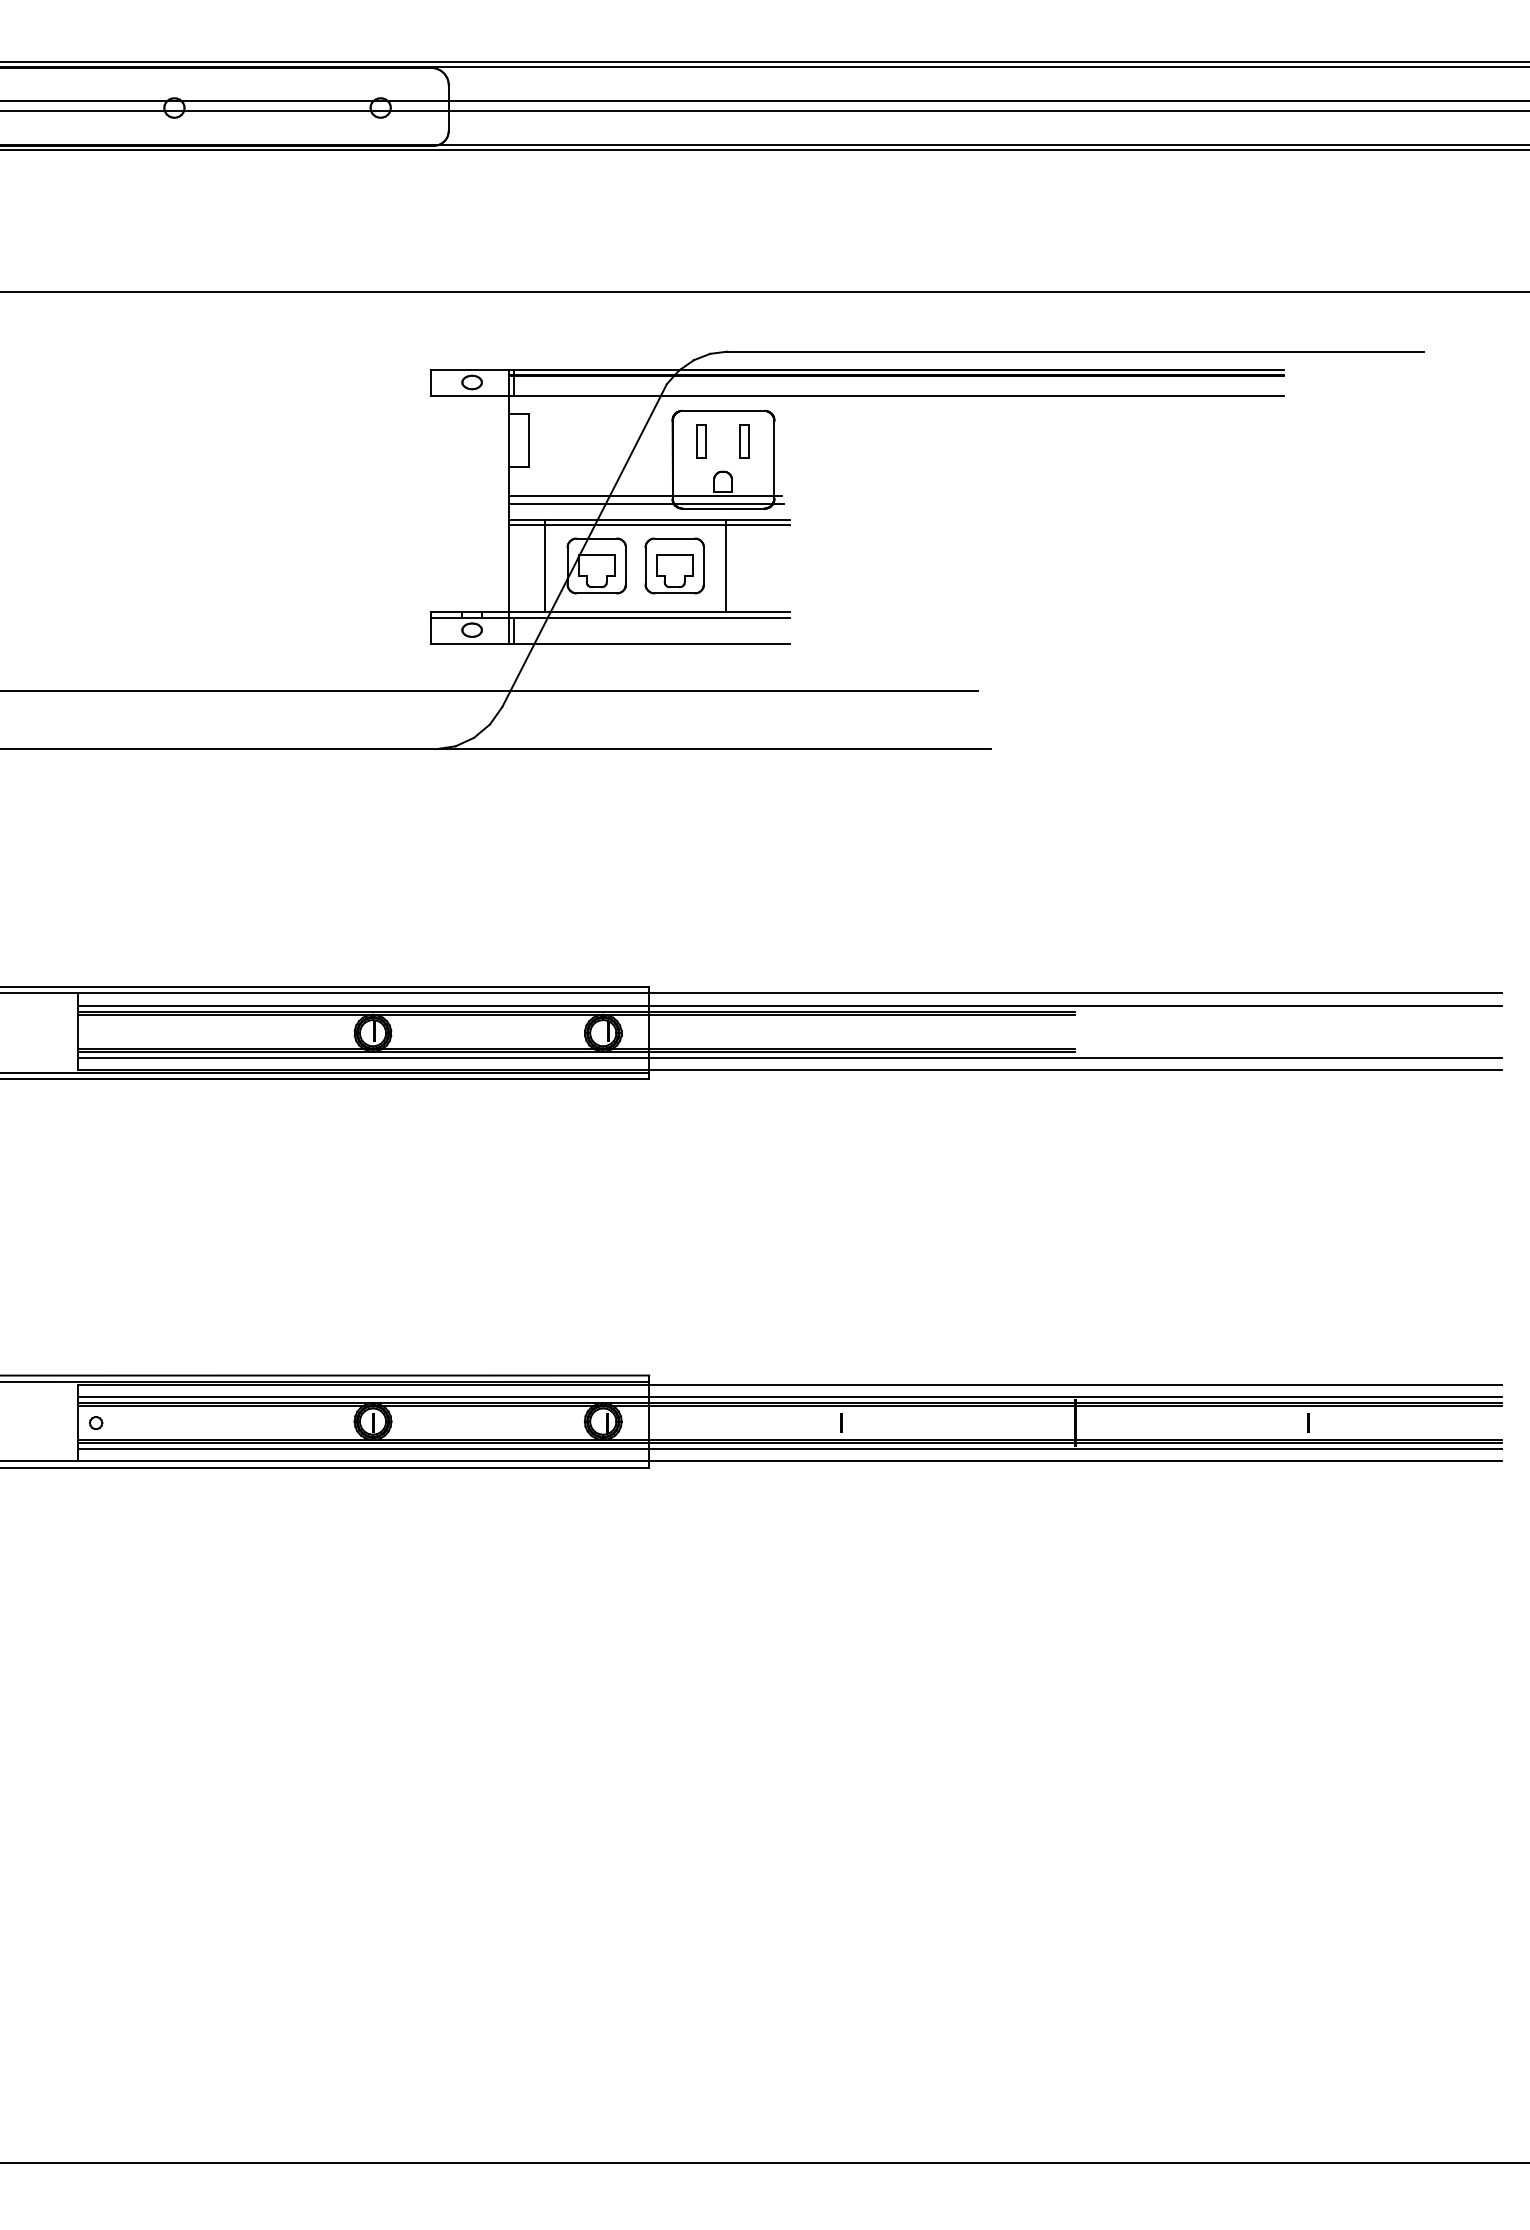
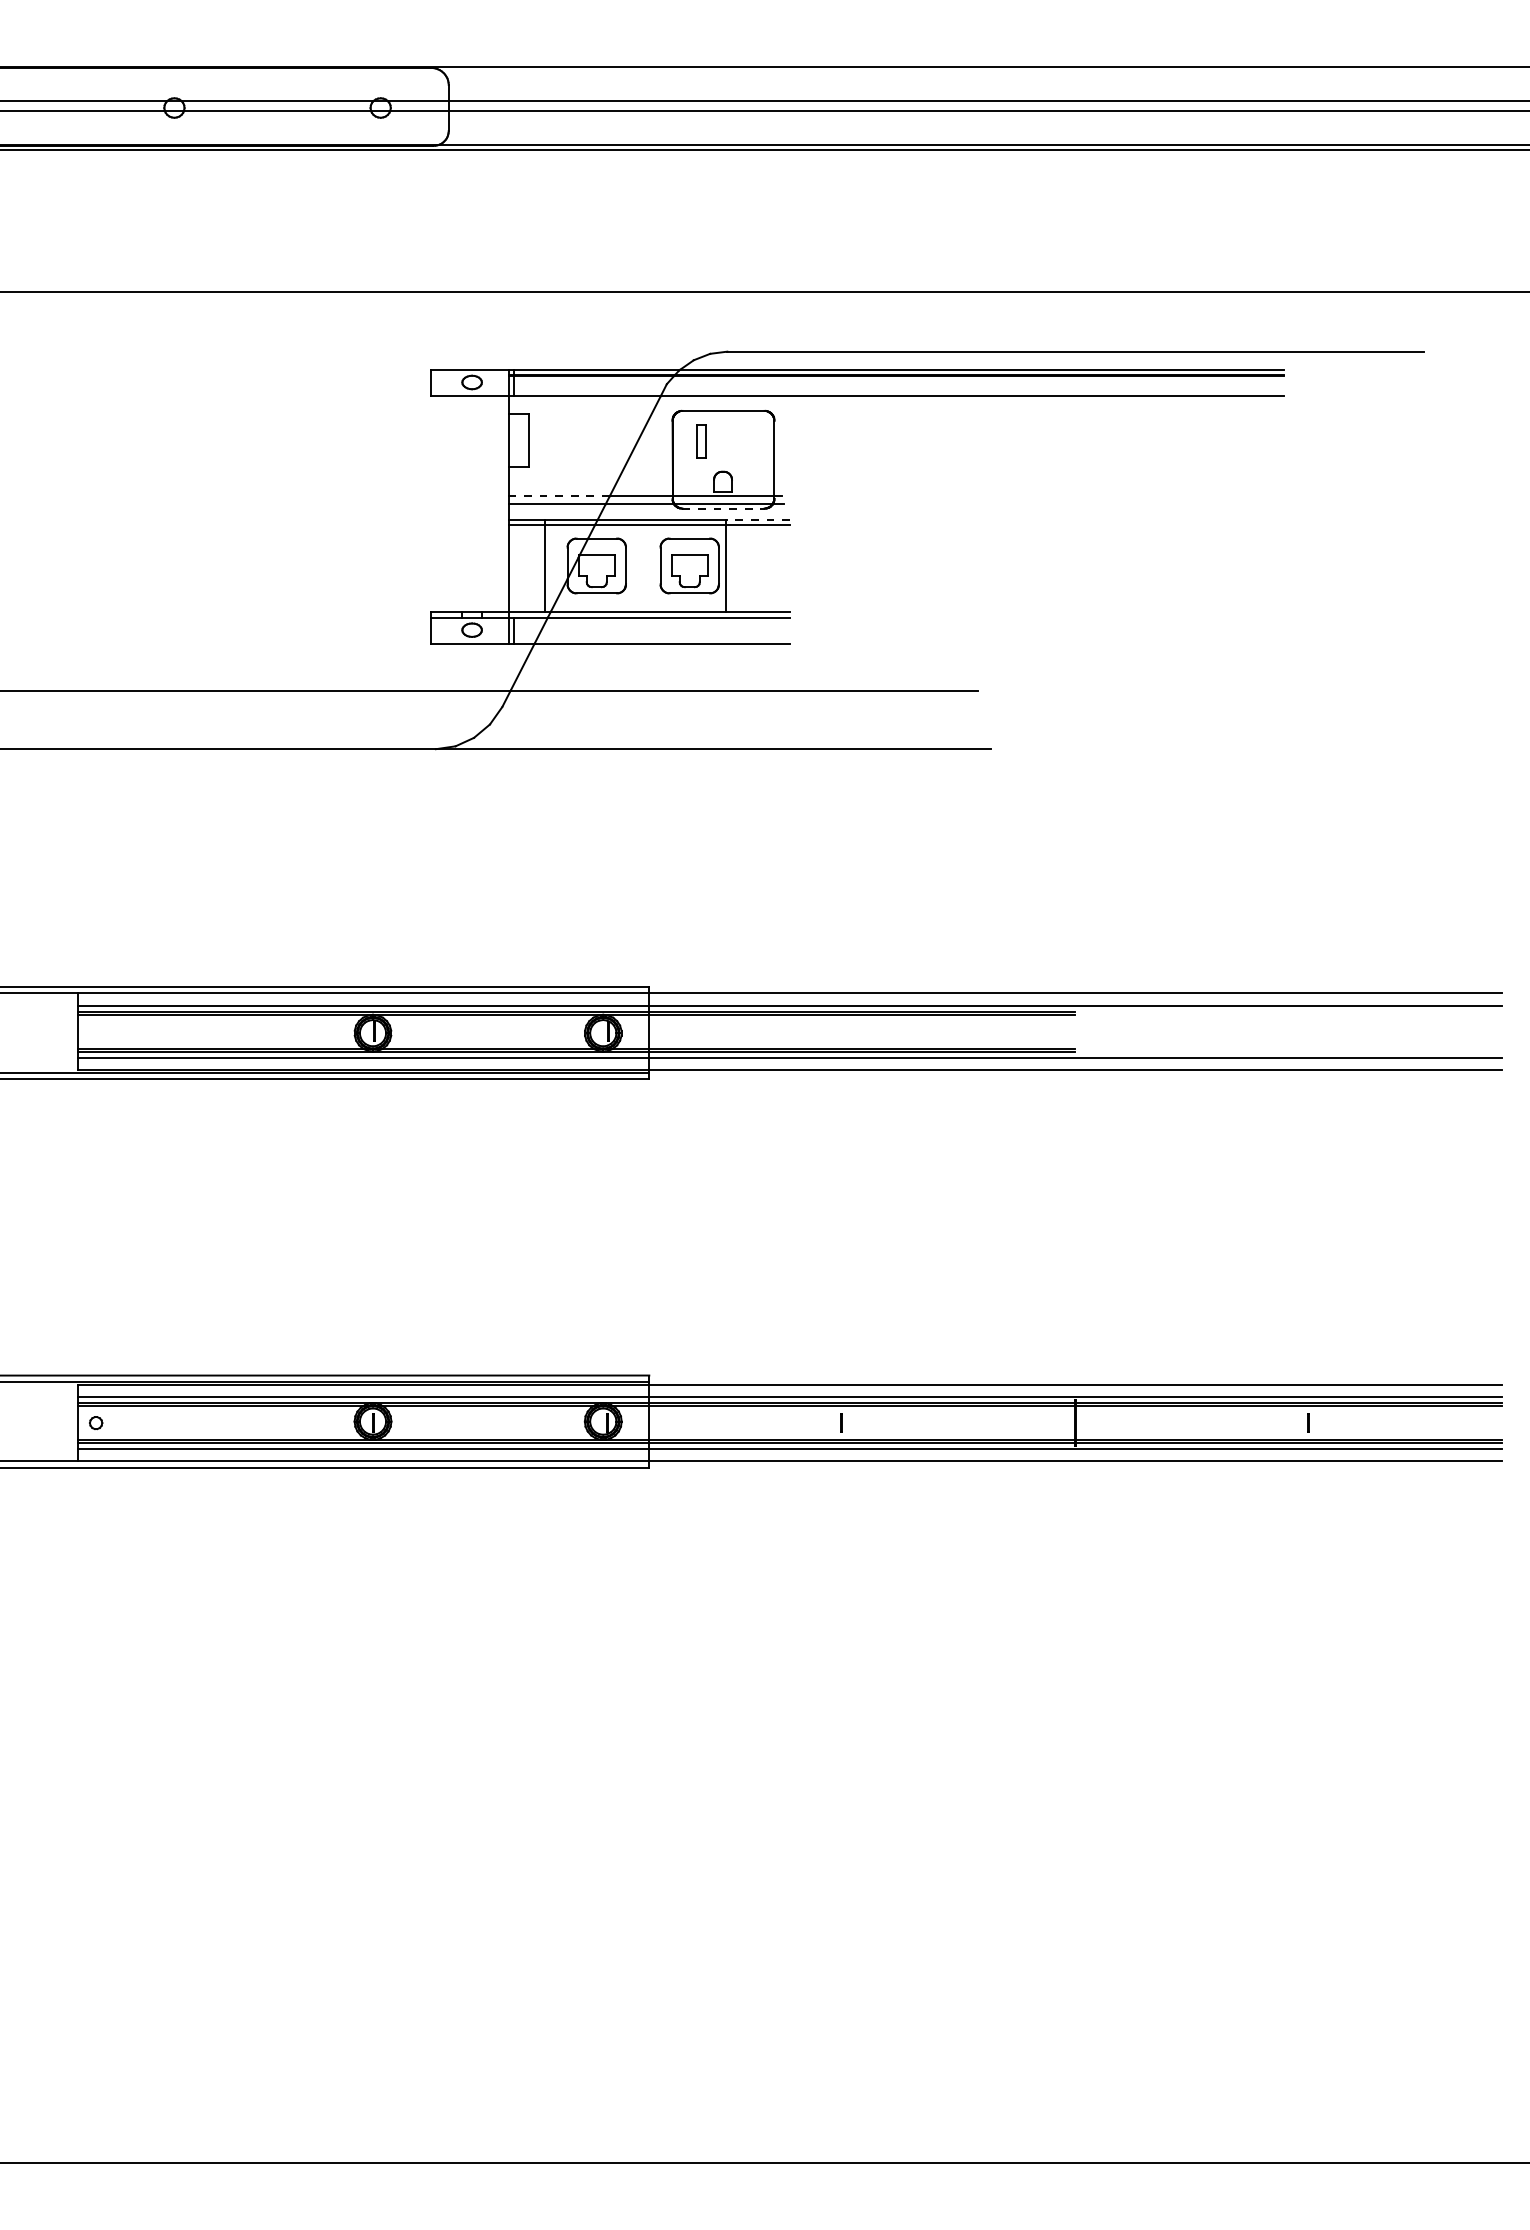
line: present -> none (764, 61)
part: present -> none (744, 441)
line: solid -> dashed (558, 496)
line: solid -> dashed (724, 508)
line: solid -> dashed (757, 520)
part position: (674, 565) -> (689, 565) (689, 565)
